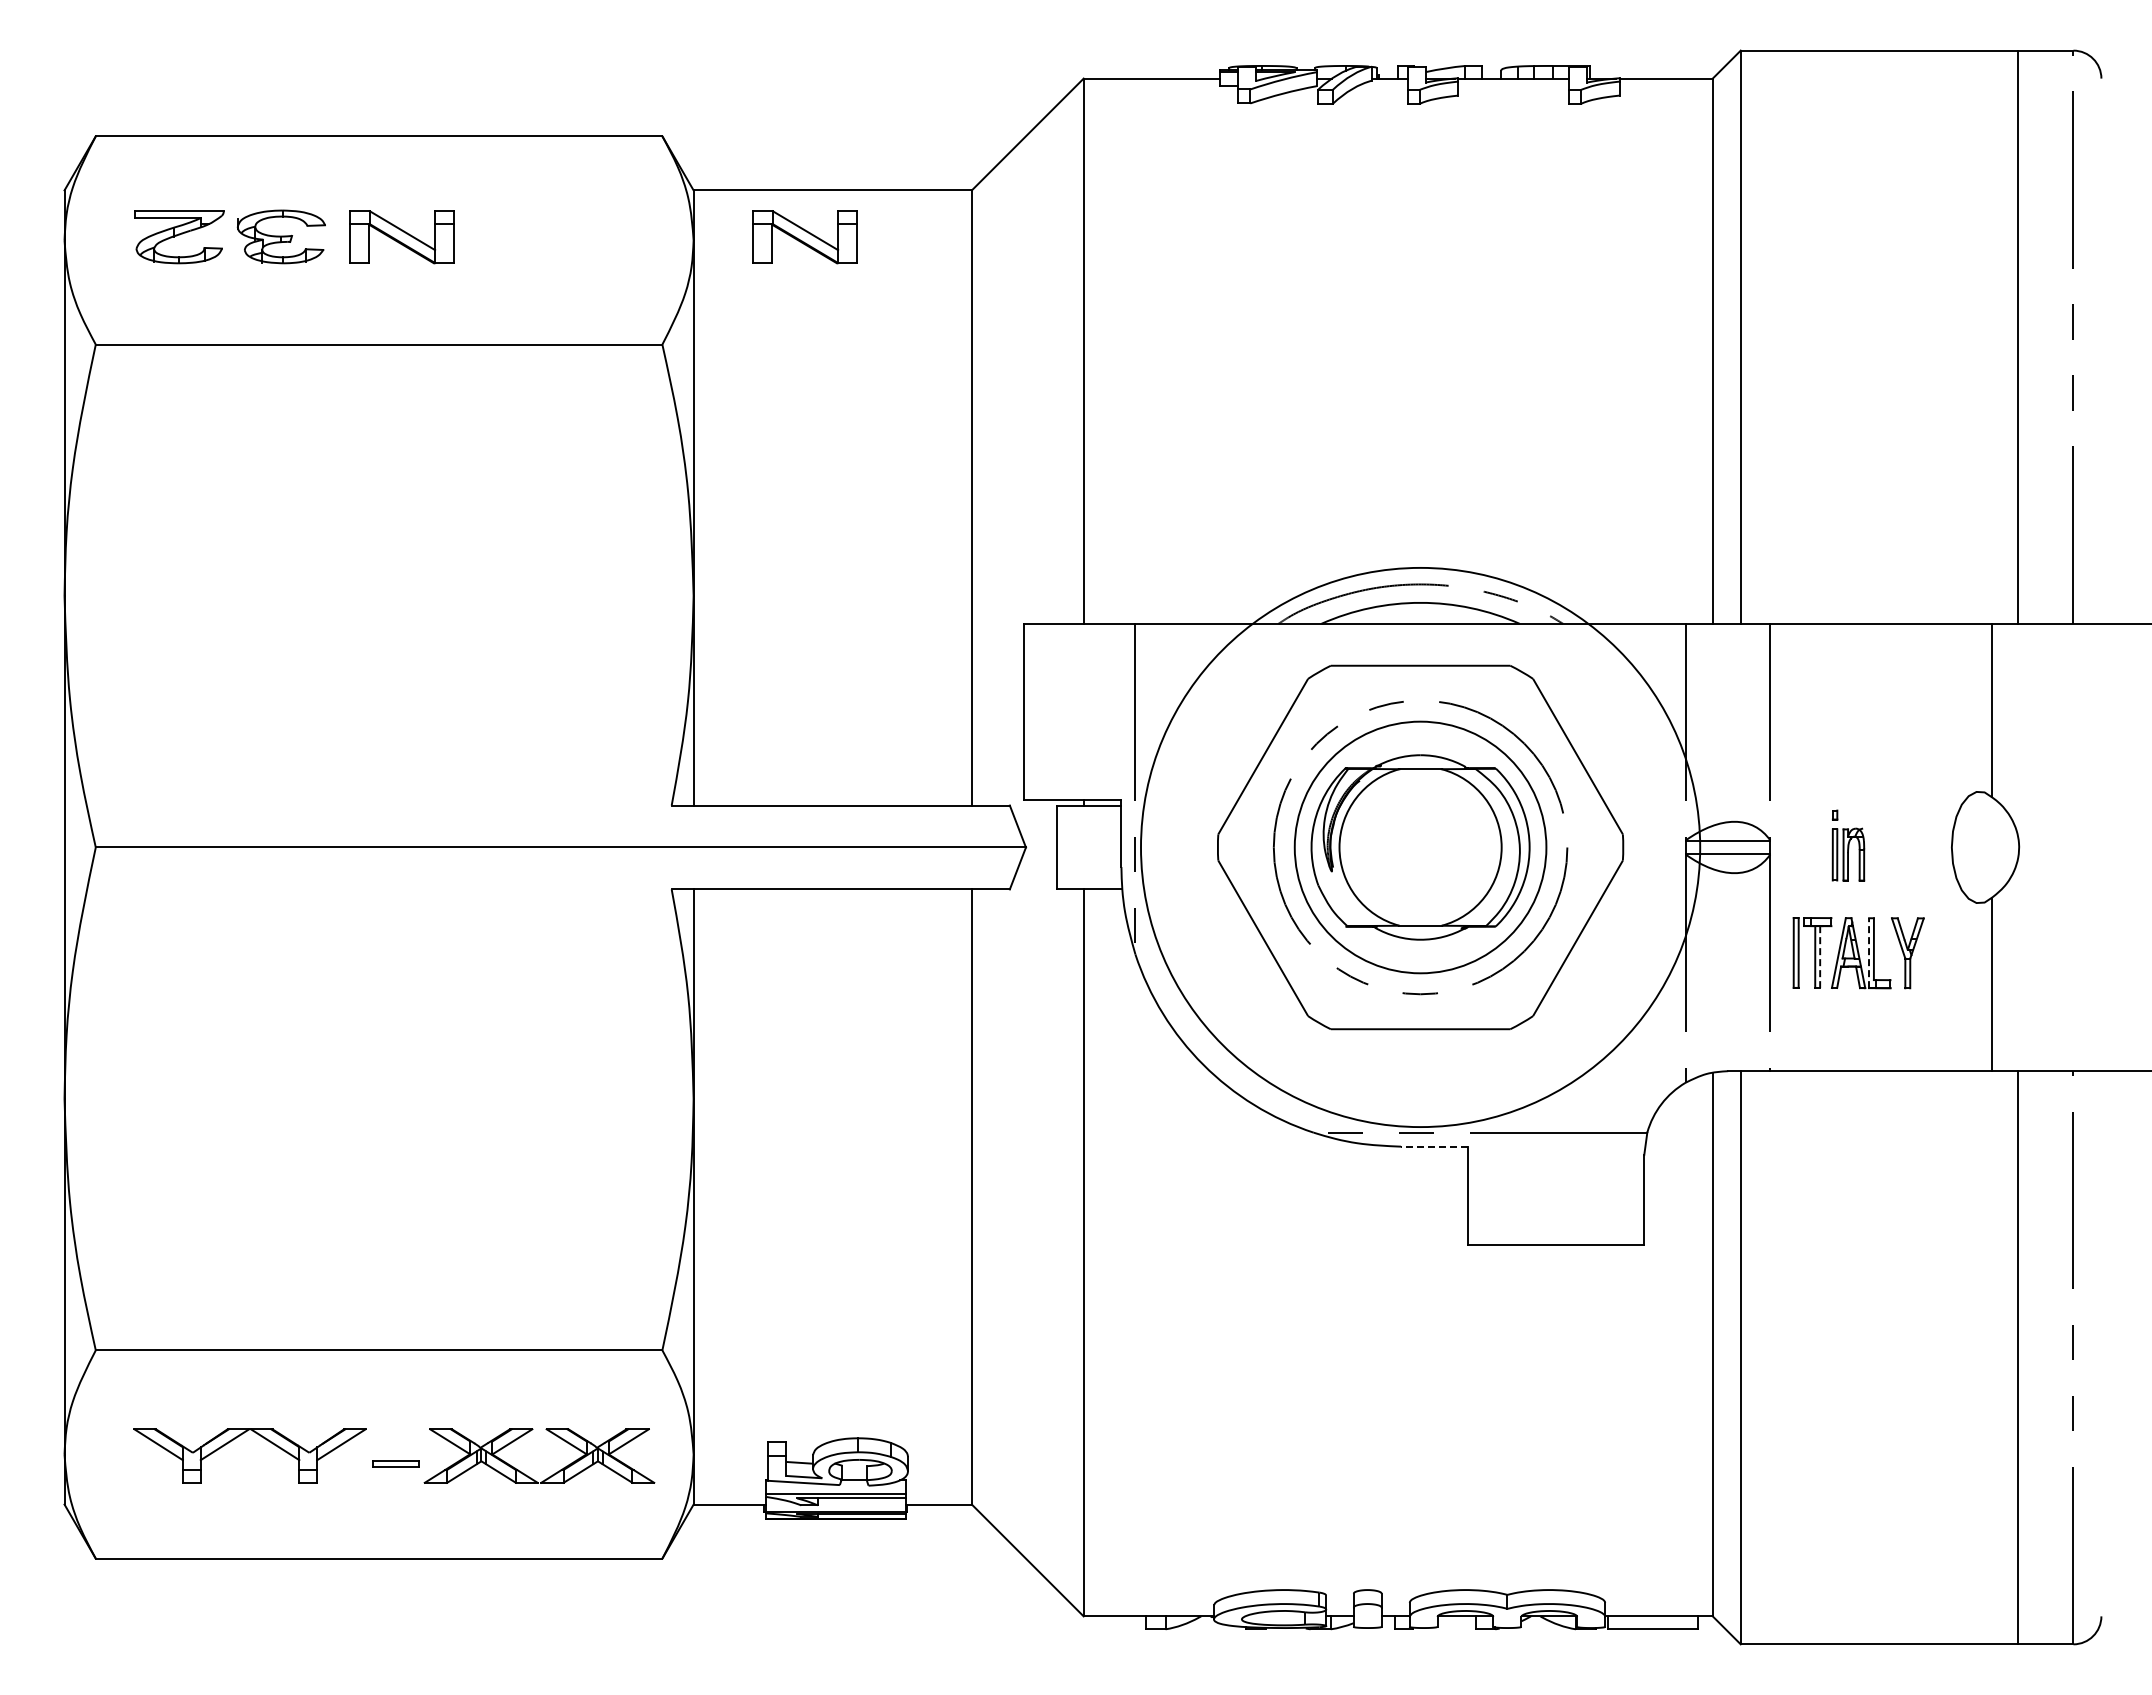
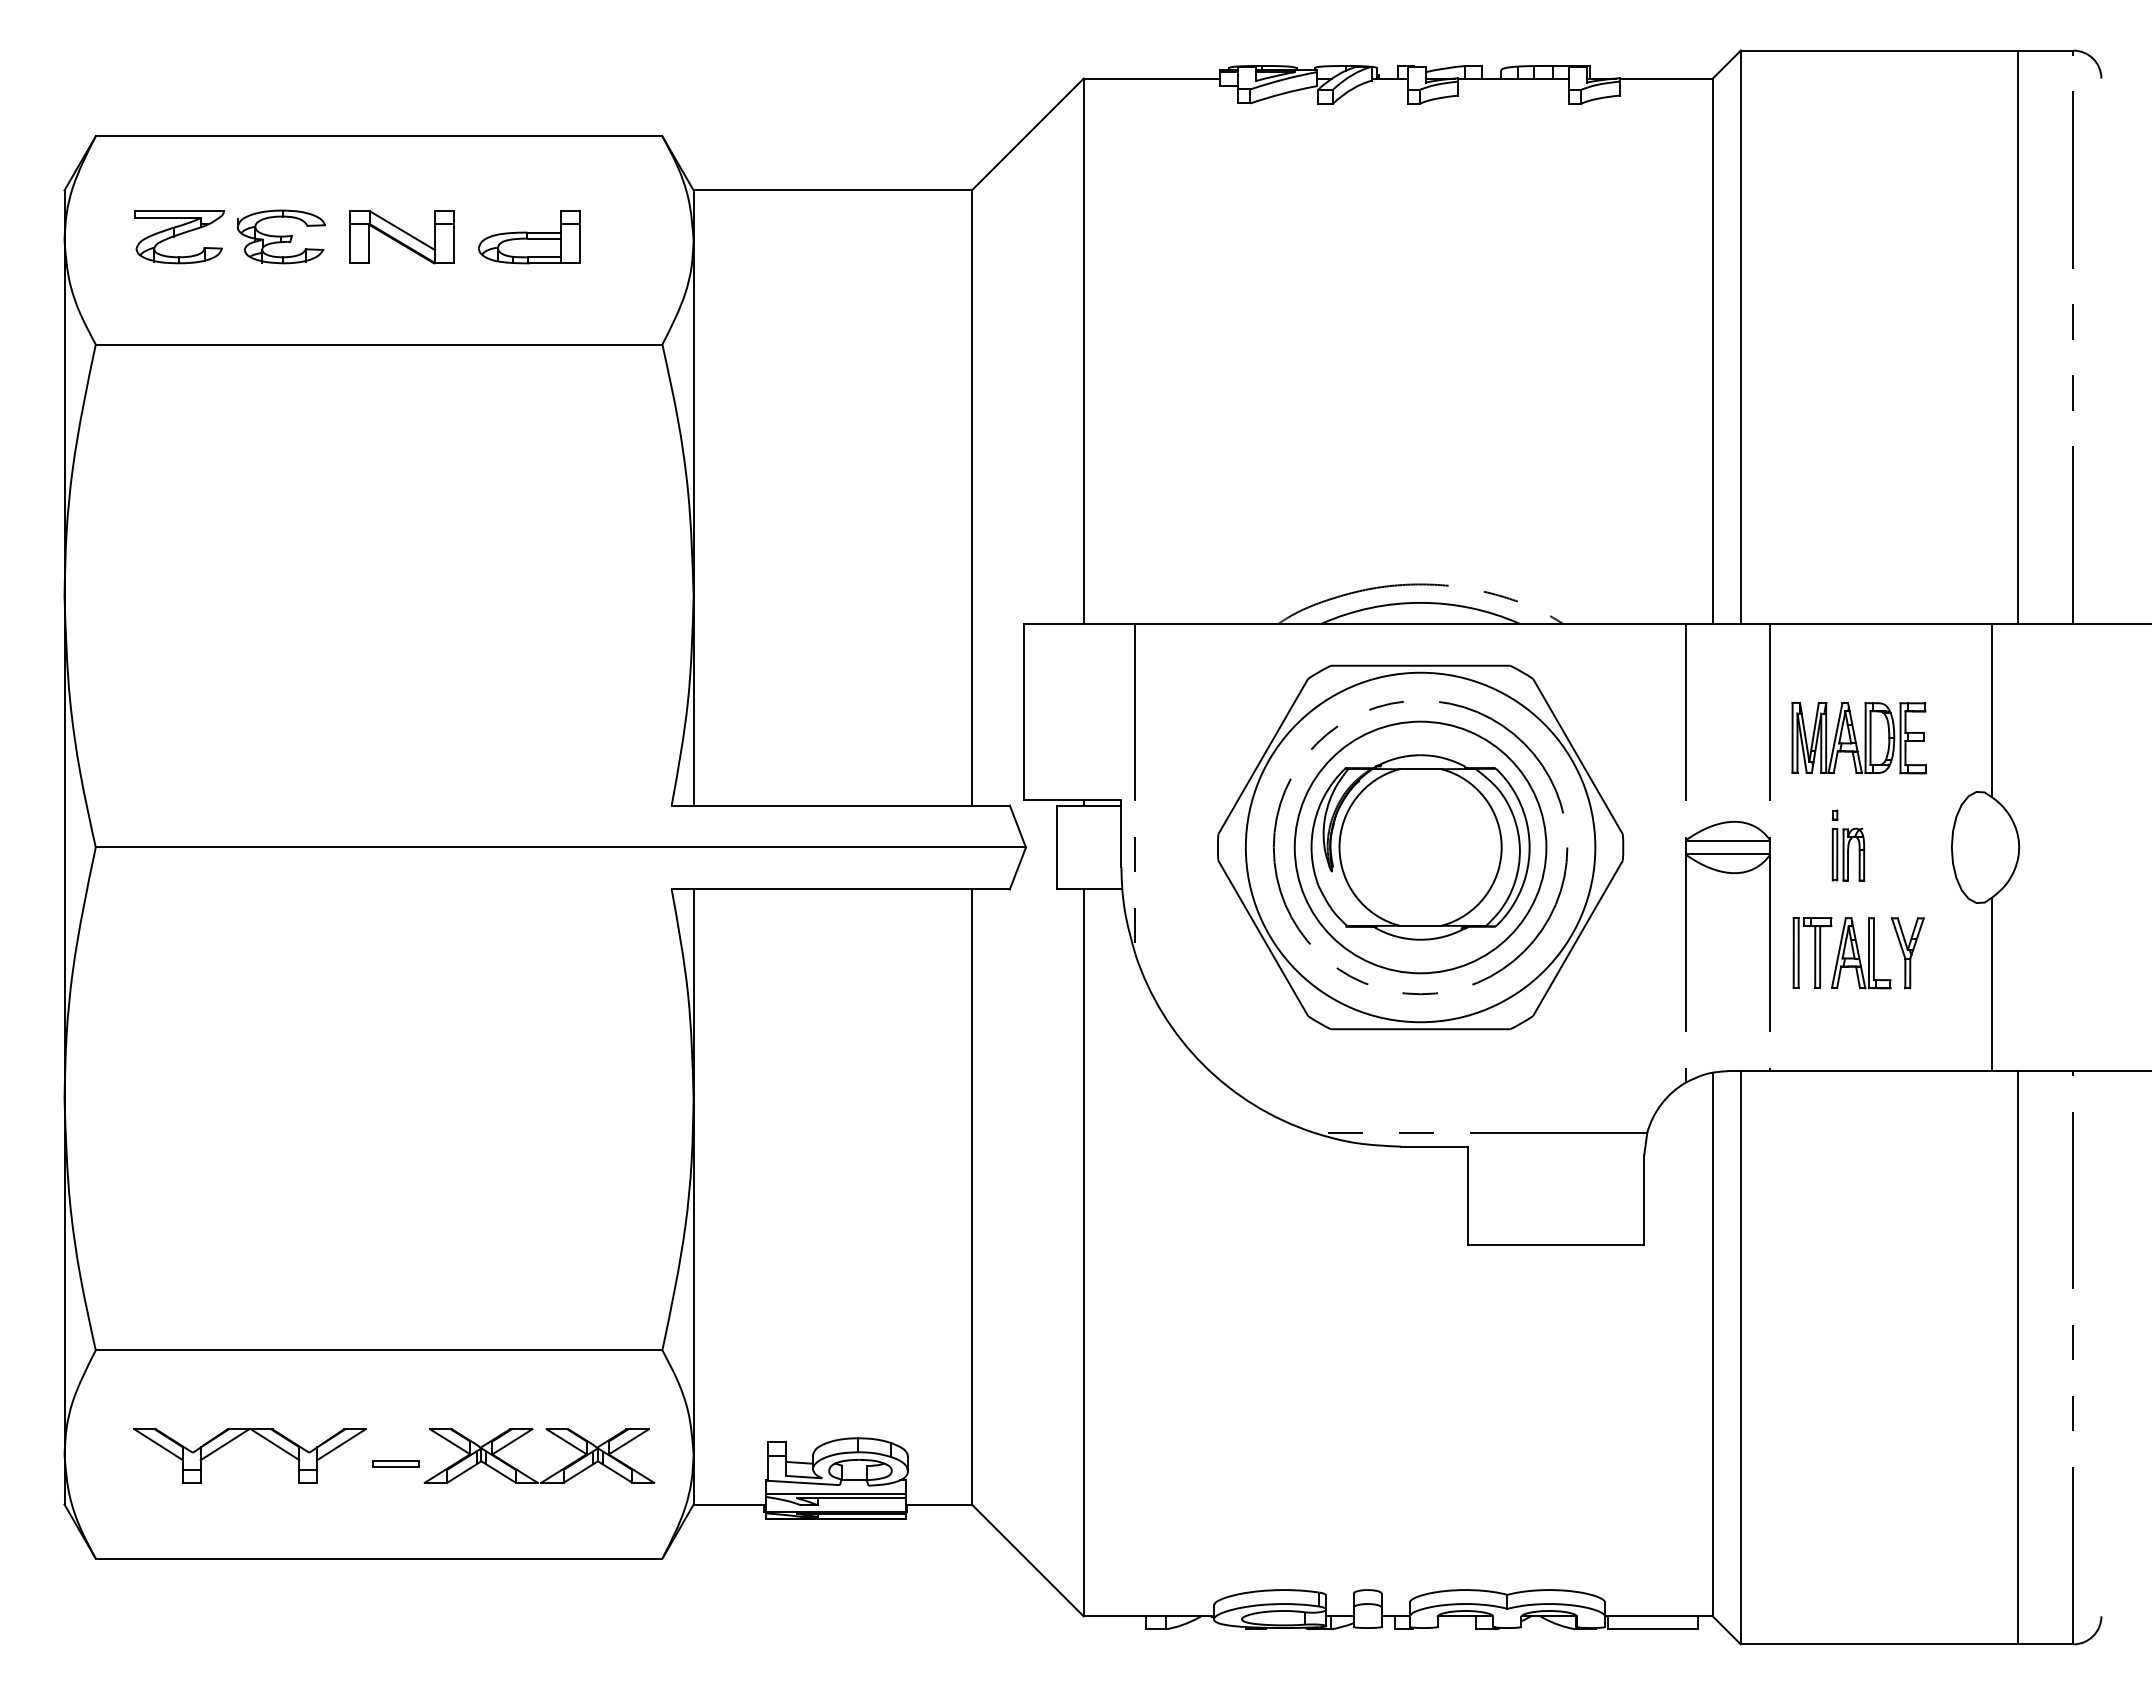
part: none -> present (529, 237)
part: present -> none (804, 237)
part: none -> present (1858, 737)
circle diameter: 559 px -> 349 px (1420, 847)
line: dashed -> solid (1869, 953)
line: dashed -> solid (1820, 957)
line: dashed -> solid (1434, 1146)
